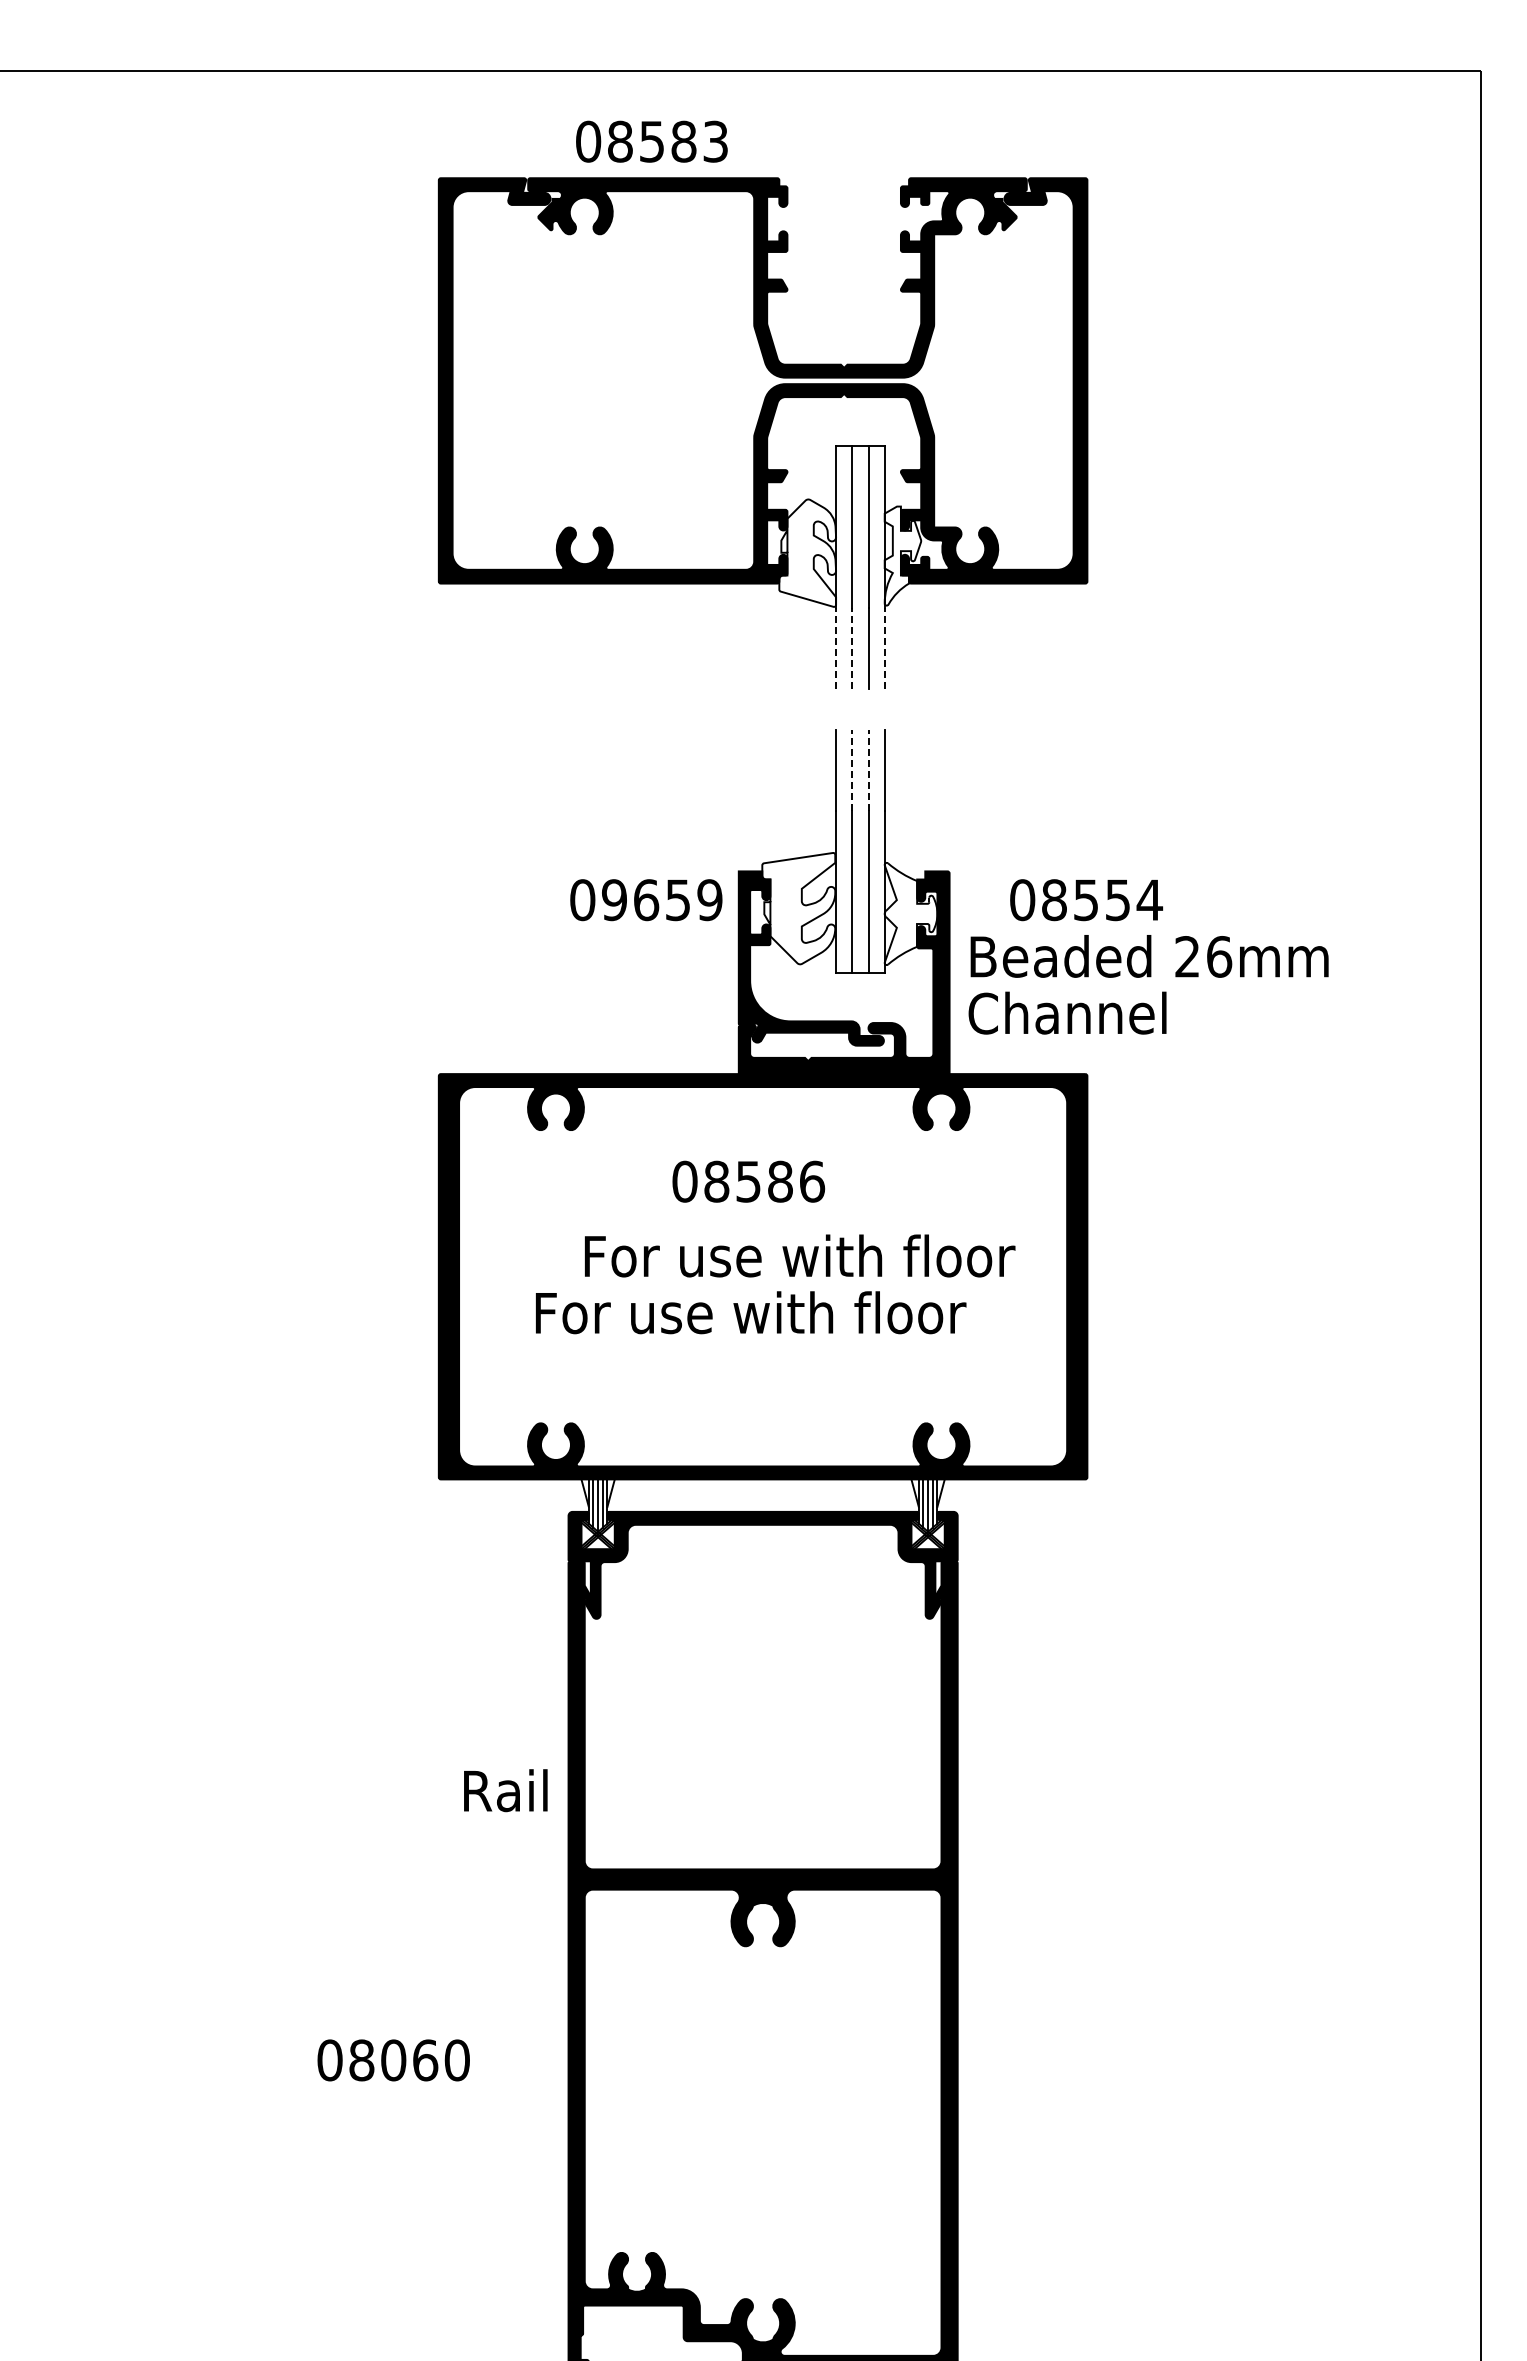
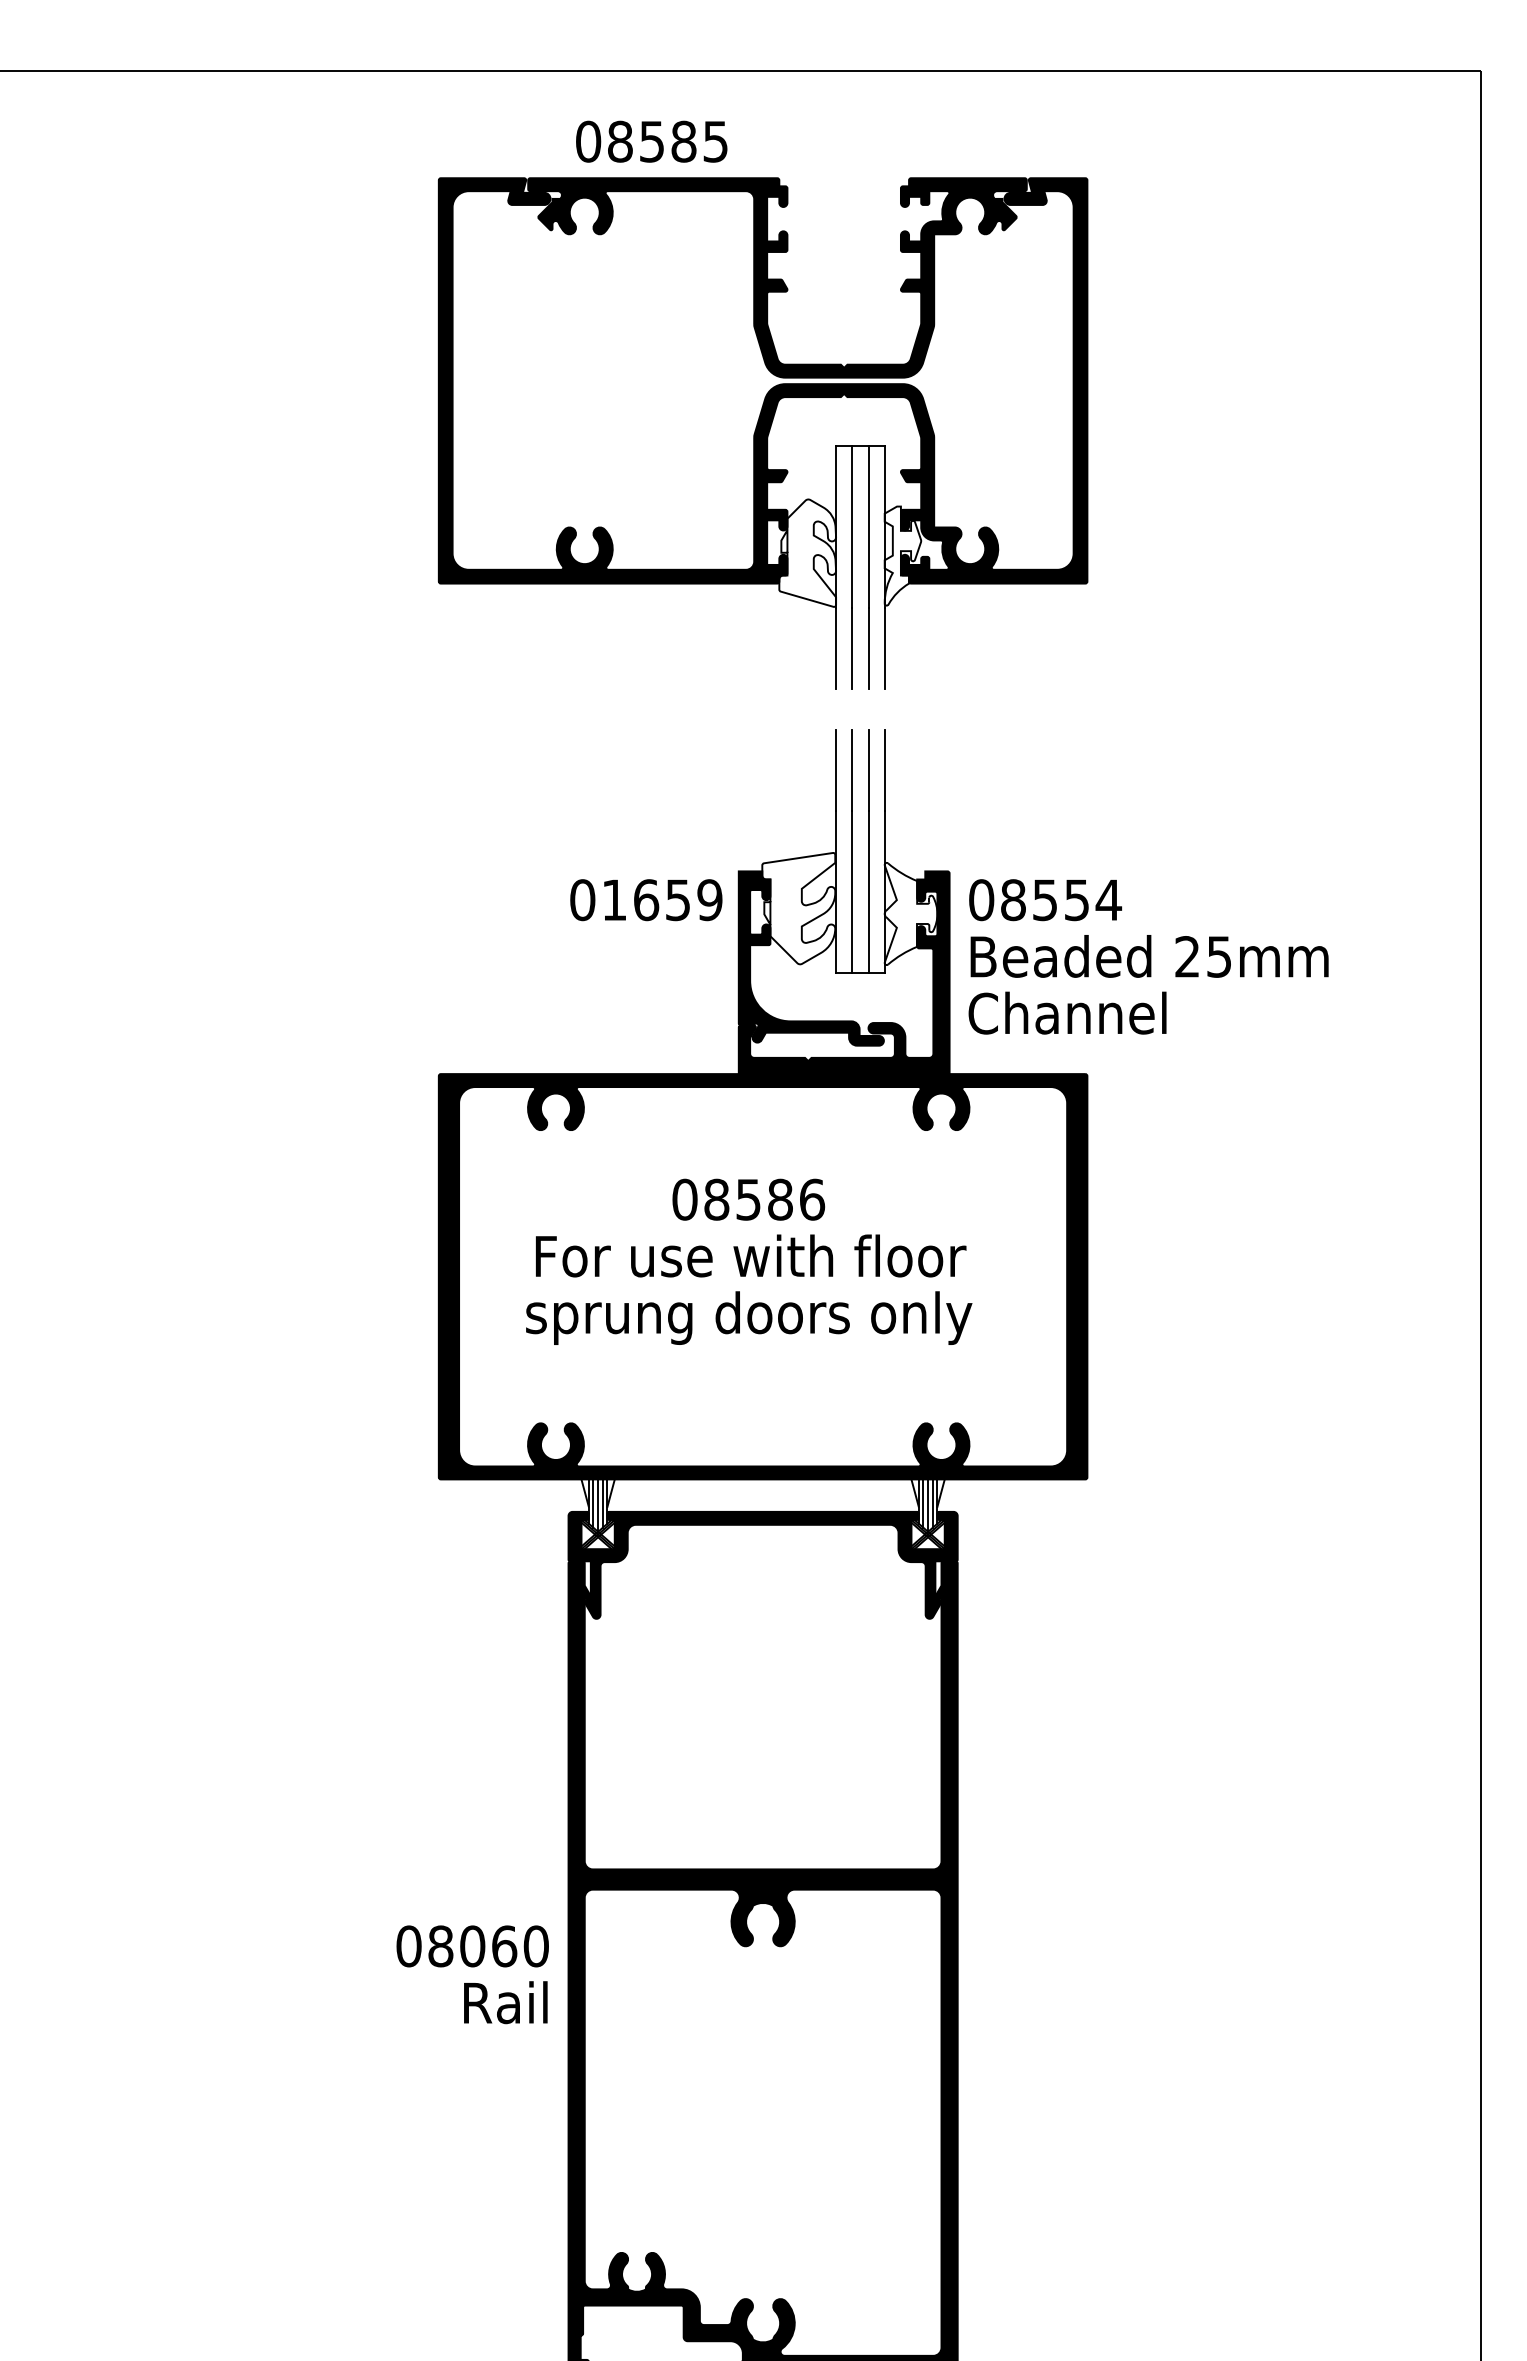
text: 08583 -> 08585 (715, 140)
line: dashed -> solid (836, 648)
line: dashed -> solid (852, 648)
line: dashed -> solid (884, 648)
line: dashed -> solid (852, 770)
line: dashed -> solid (868, 770)
text: 09659 -> 01659 (614, 900)
text position: (1086, 900) -> (1045, 900) (1045, 900)
text: 26mm -> 25mm (1219, 956)
text position: (748, 1181) -> (748, 1199) (748, 1199)
text position: (800, 1255) -> (751, 1255) (751, 1255)
text: For use with floor -> sprung doors only (749, 1317)
text position: (505, 1790) -> (505, 2002) (505, 2002)
text position: (393, 2060) -> (472, 1946) (472, 1946)
